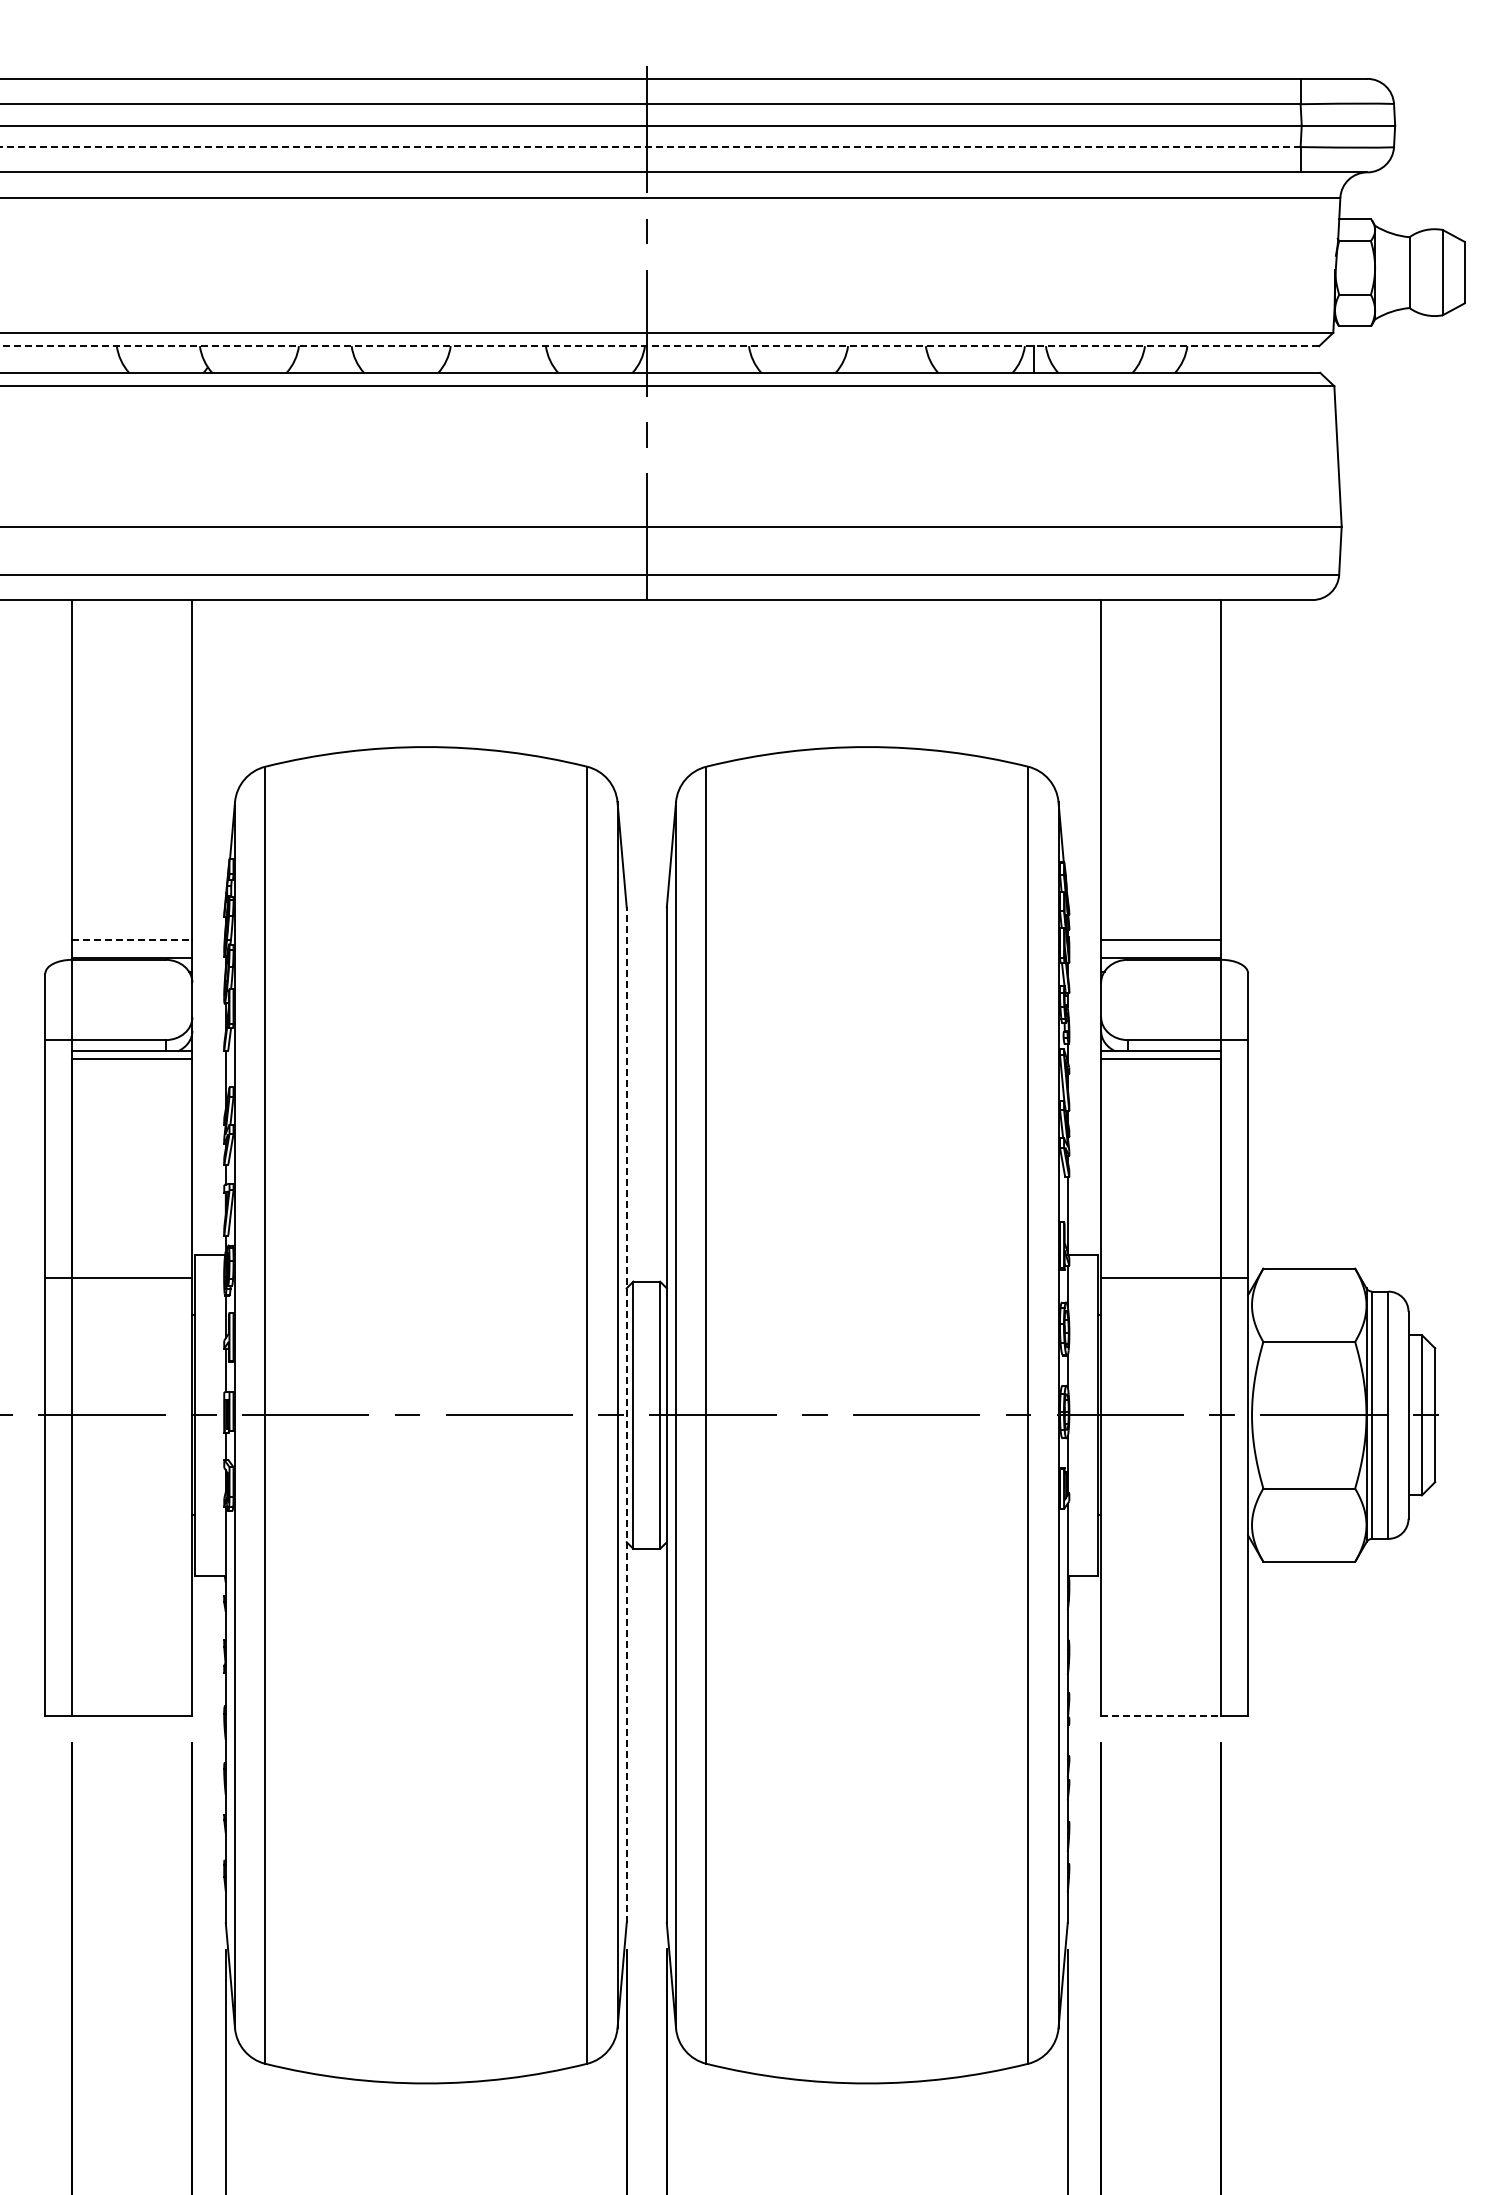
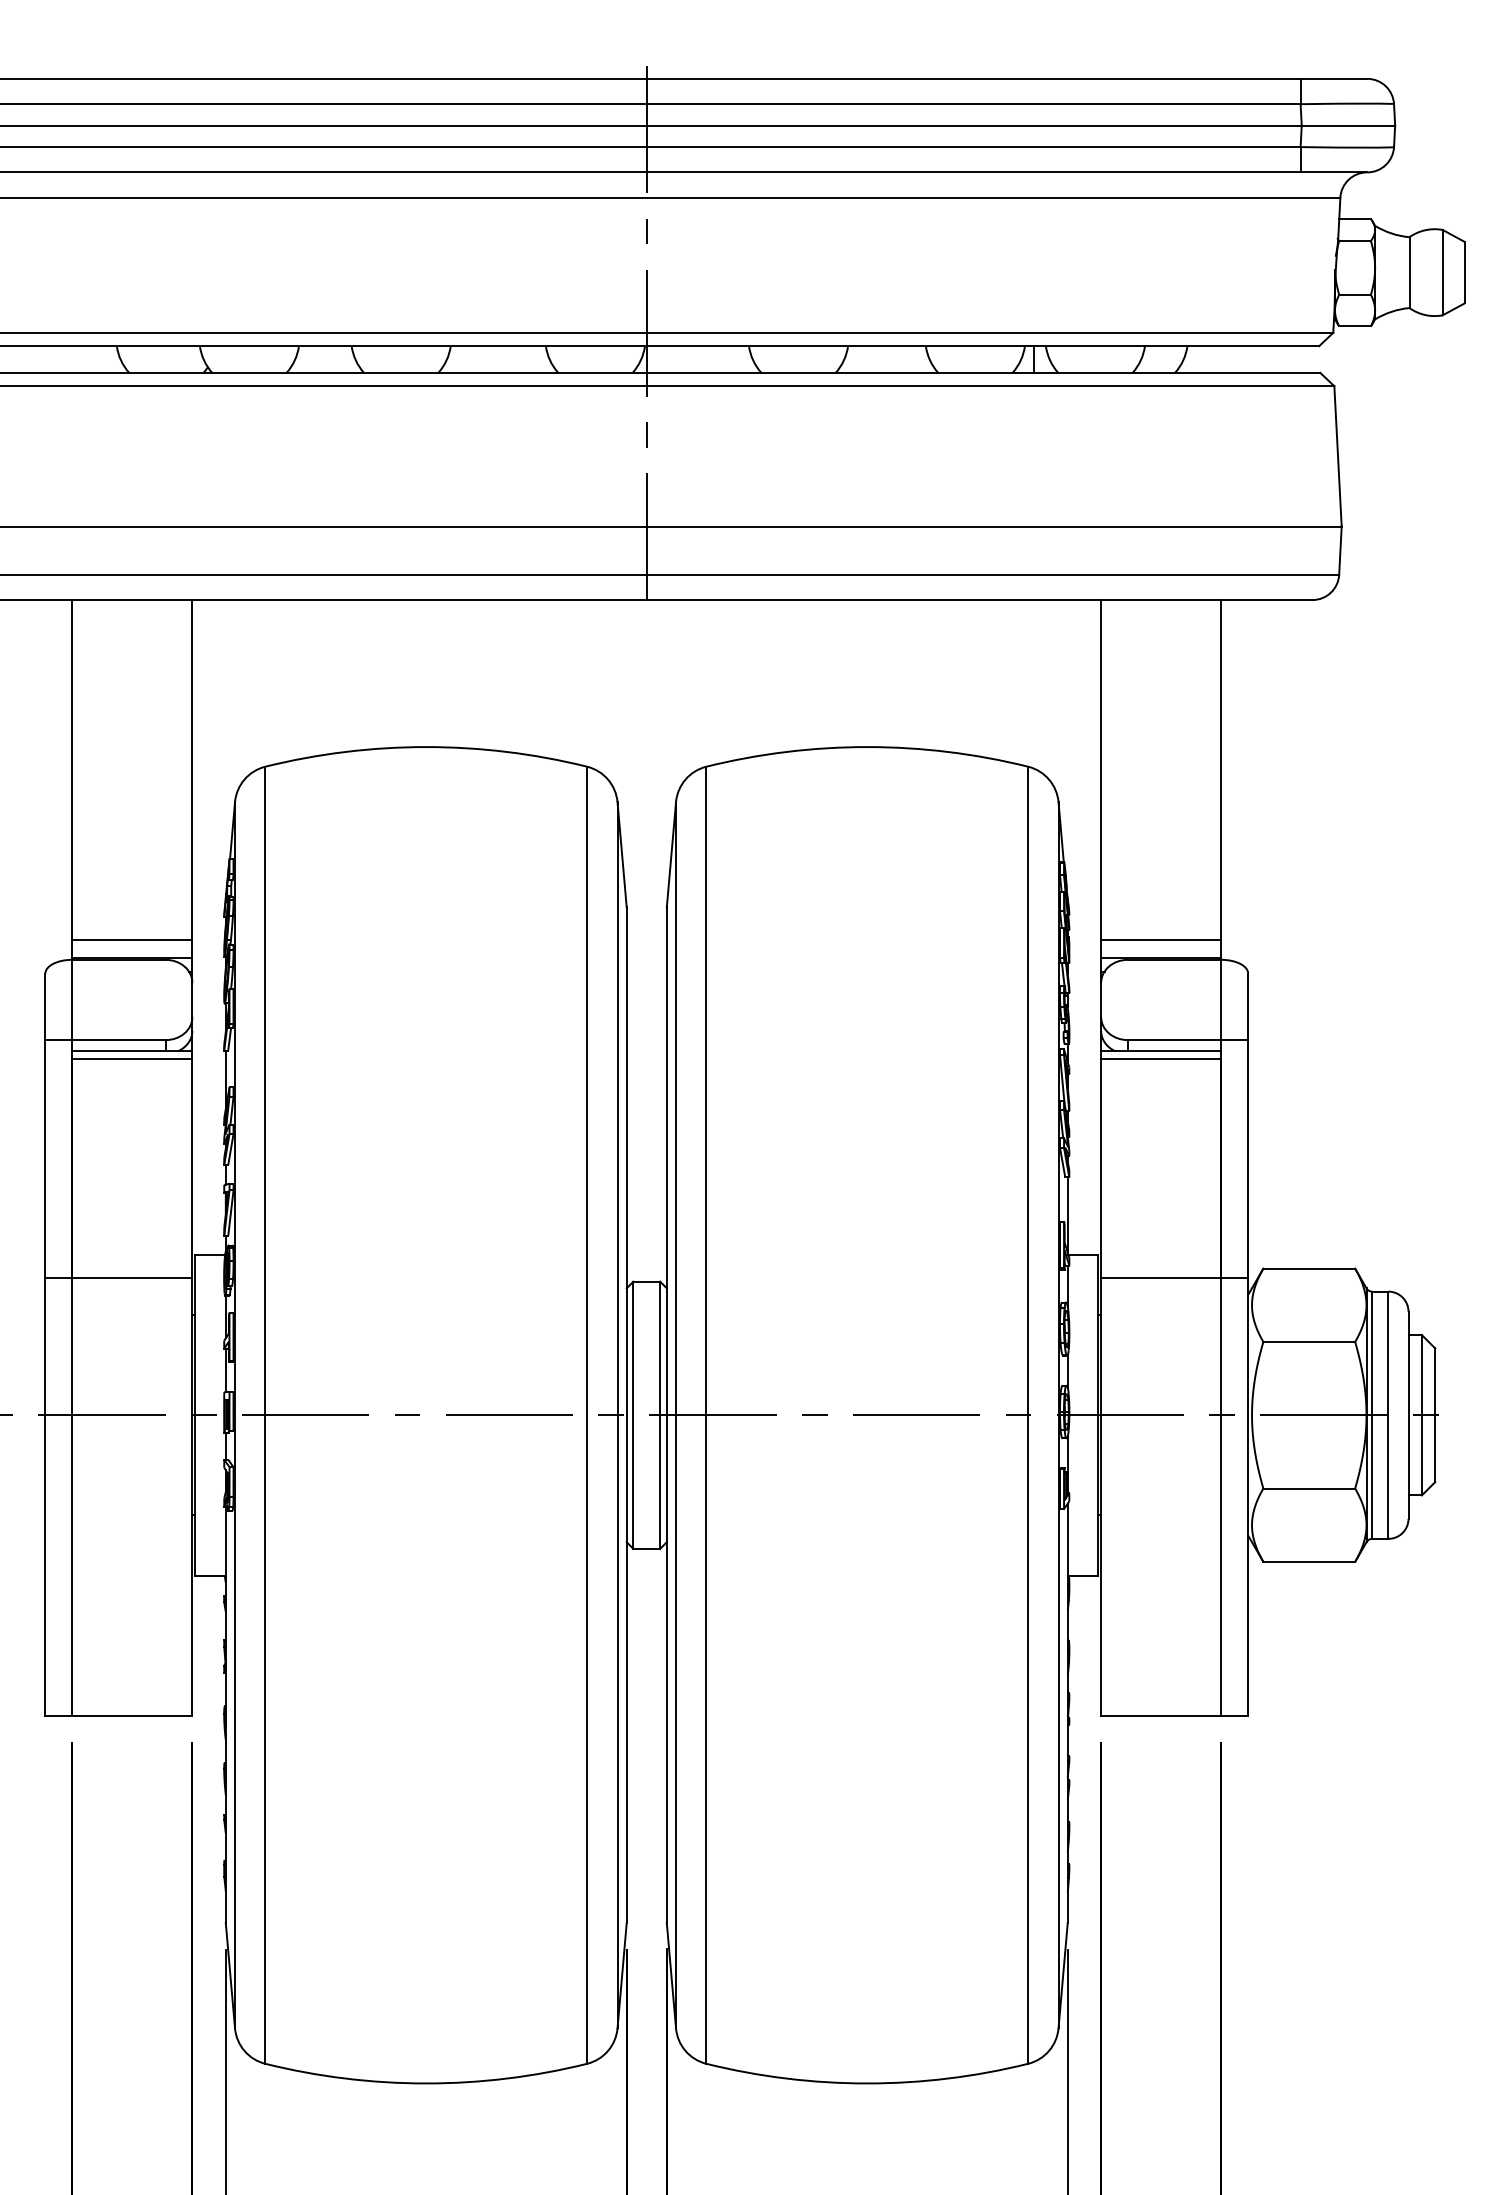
line: dashed -> solid (650, 147)
line: dashed -> solid (659, 346)
line: dashed -> solid (132, 940)
line: dashed -> solid (626, 1415)
line: dashed -> solid (1161, 1715)
